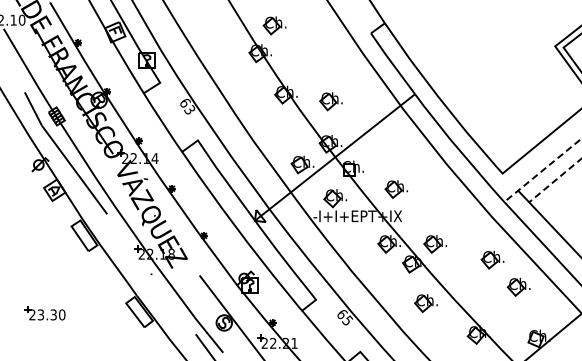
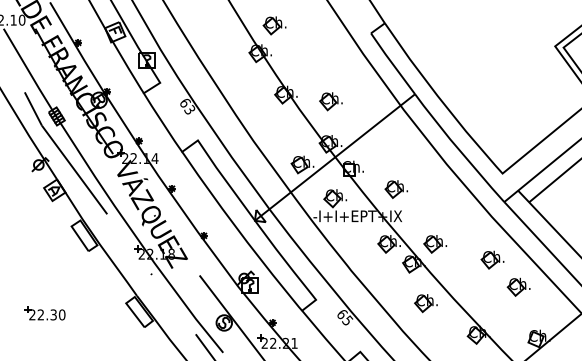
line: dashed -> solid (542, 170)
line: dashed -> solid (555, 180)
text: 23.30 -> 22.30 (40, 315)
